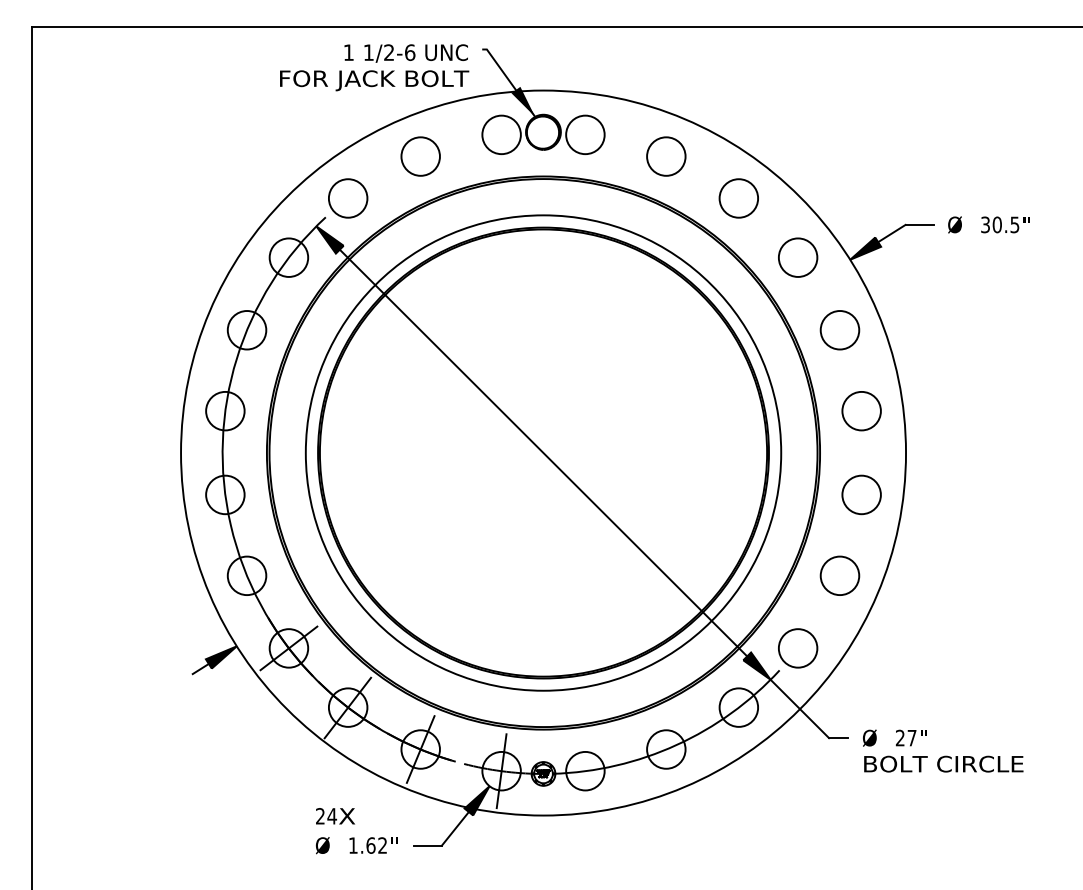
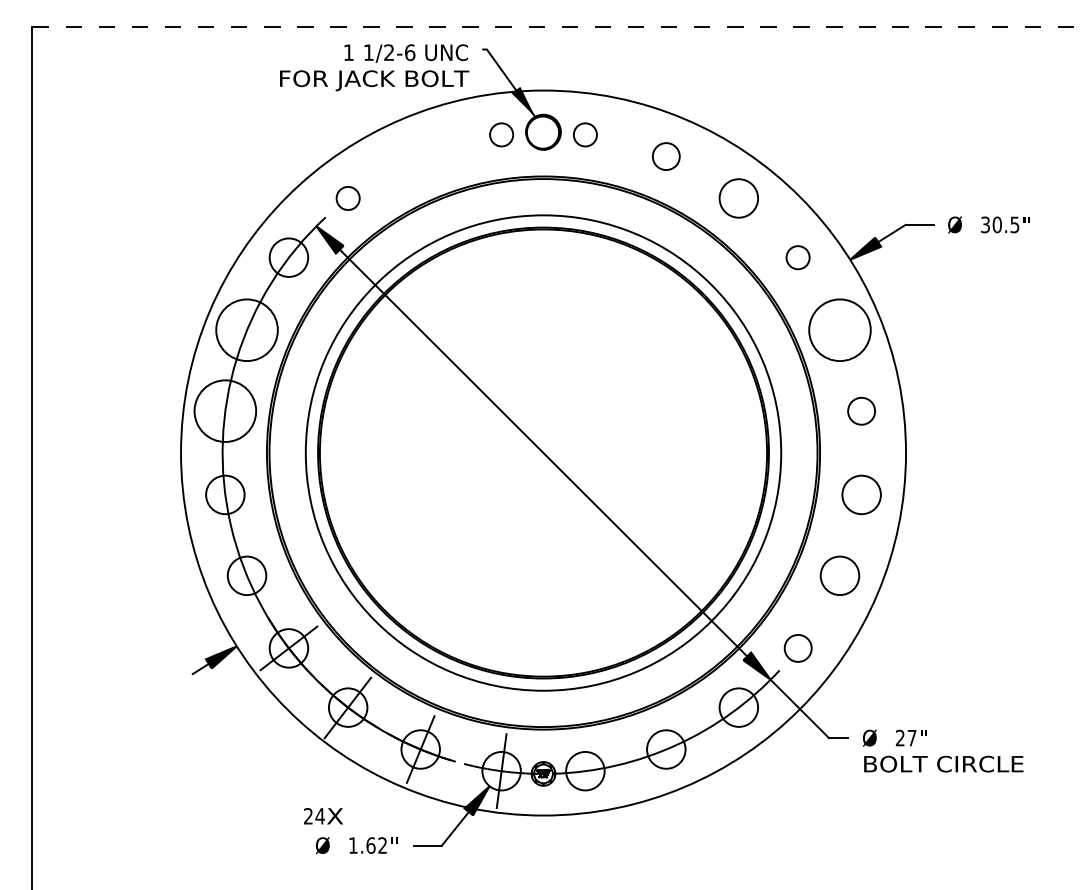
line: solid -> dashed (557, 26)
circle diameter: 39 px -> 23 px (501, 134)
circle diameter: 39 px -> 23 px (584, 134)
circle: present -> none (420, 156)
circle diameter: 39 px -> 27 px (665, 156)
circle diameter: 39 px -> 23 px (347, 198)
circle diameter: 39 px -> 23 px (797, 257)
circle diameter: 39 px -> 62 px (246, 330)
circle diameter: 39 px -> 62 px (839, 330)
circle diameter: 39 px -> 62 px (225, 410)
circle size: 41x41 px -> 29x30 px (861, 410)
circle size: 41x41 px -> 30x29 px (797, 648)
text position: (335, 816) -> (323, 816) (323, 816)
